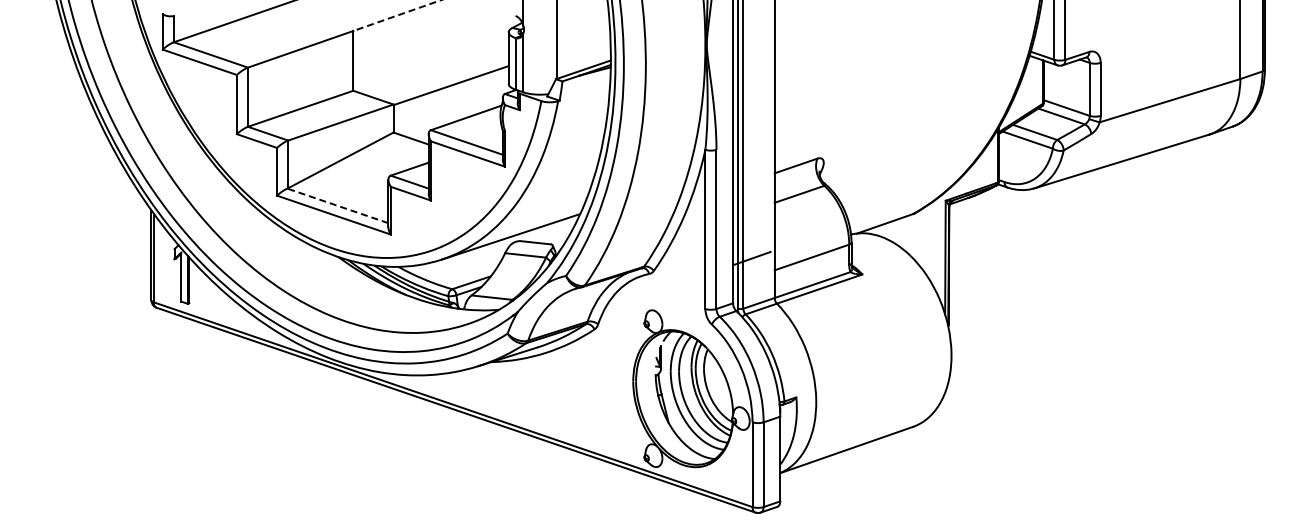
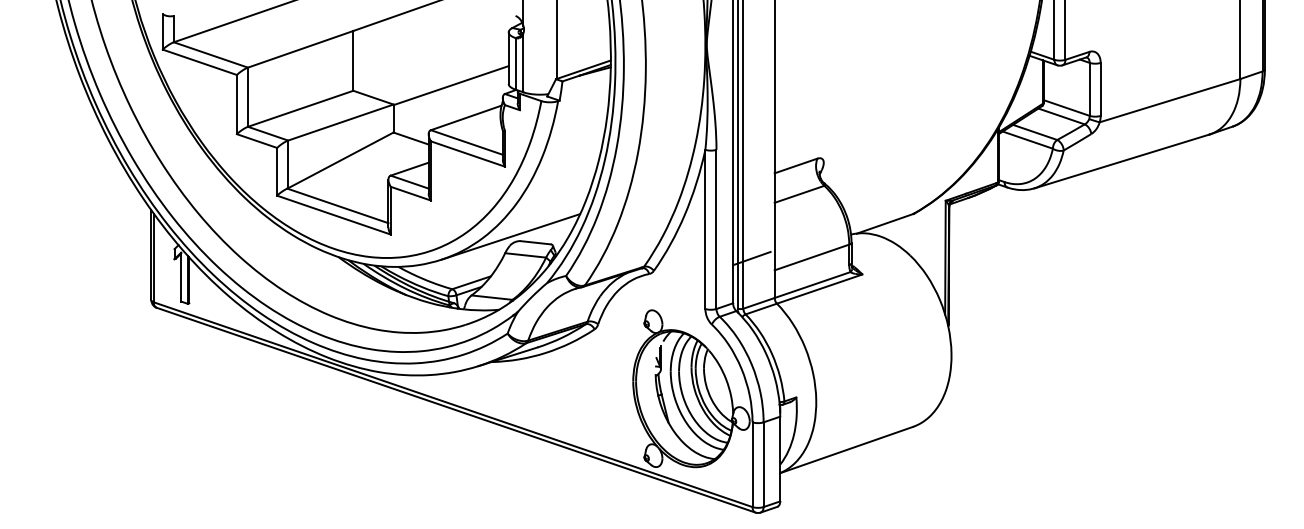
line: dashed -> solid (396, 15)
line: dashed -> solid (337, 205)
